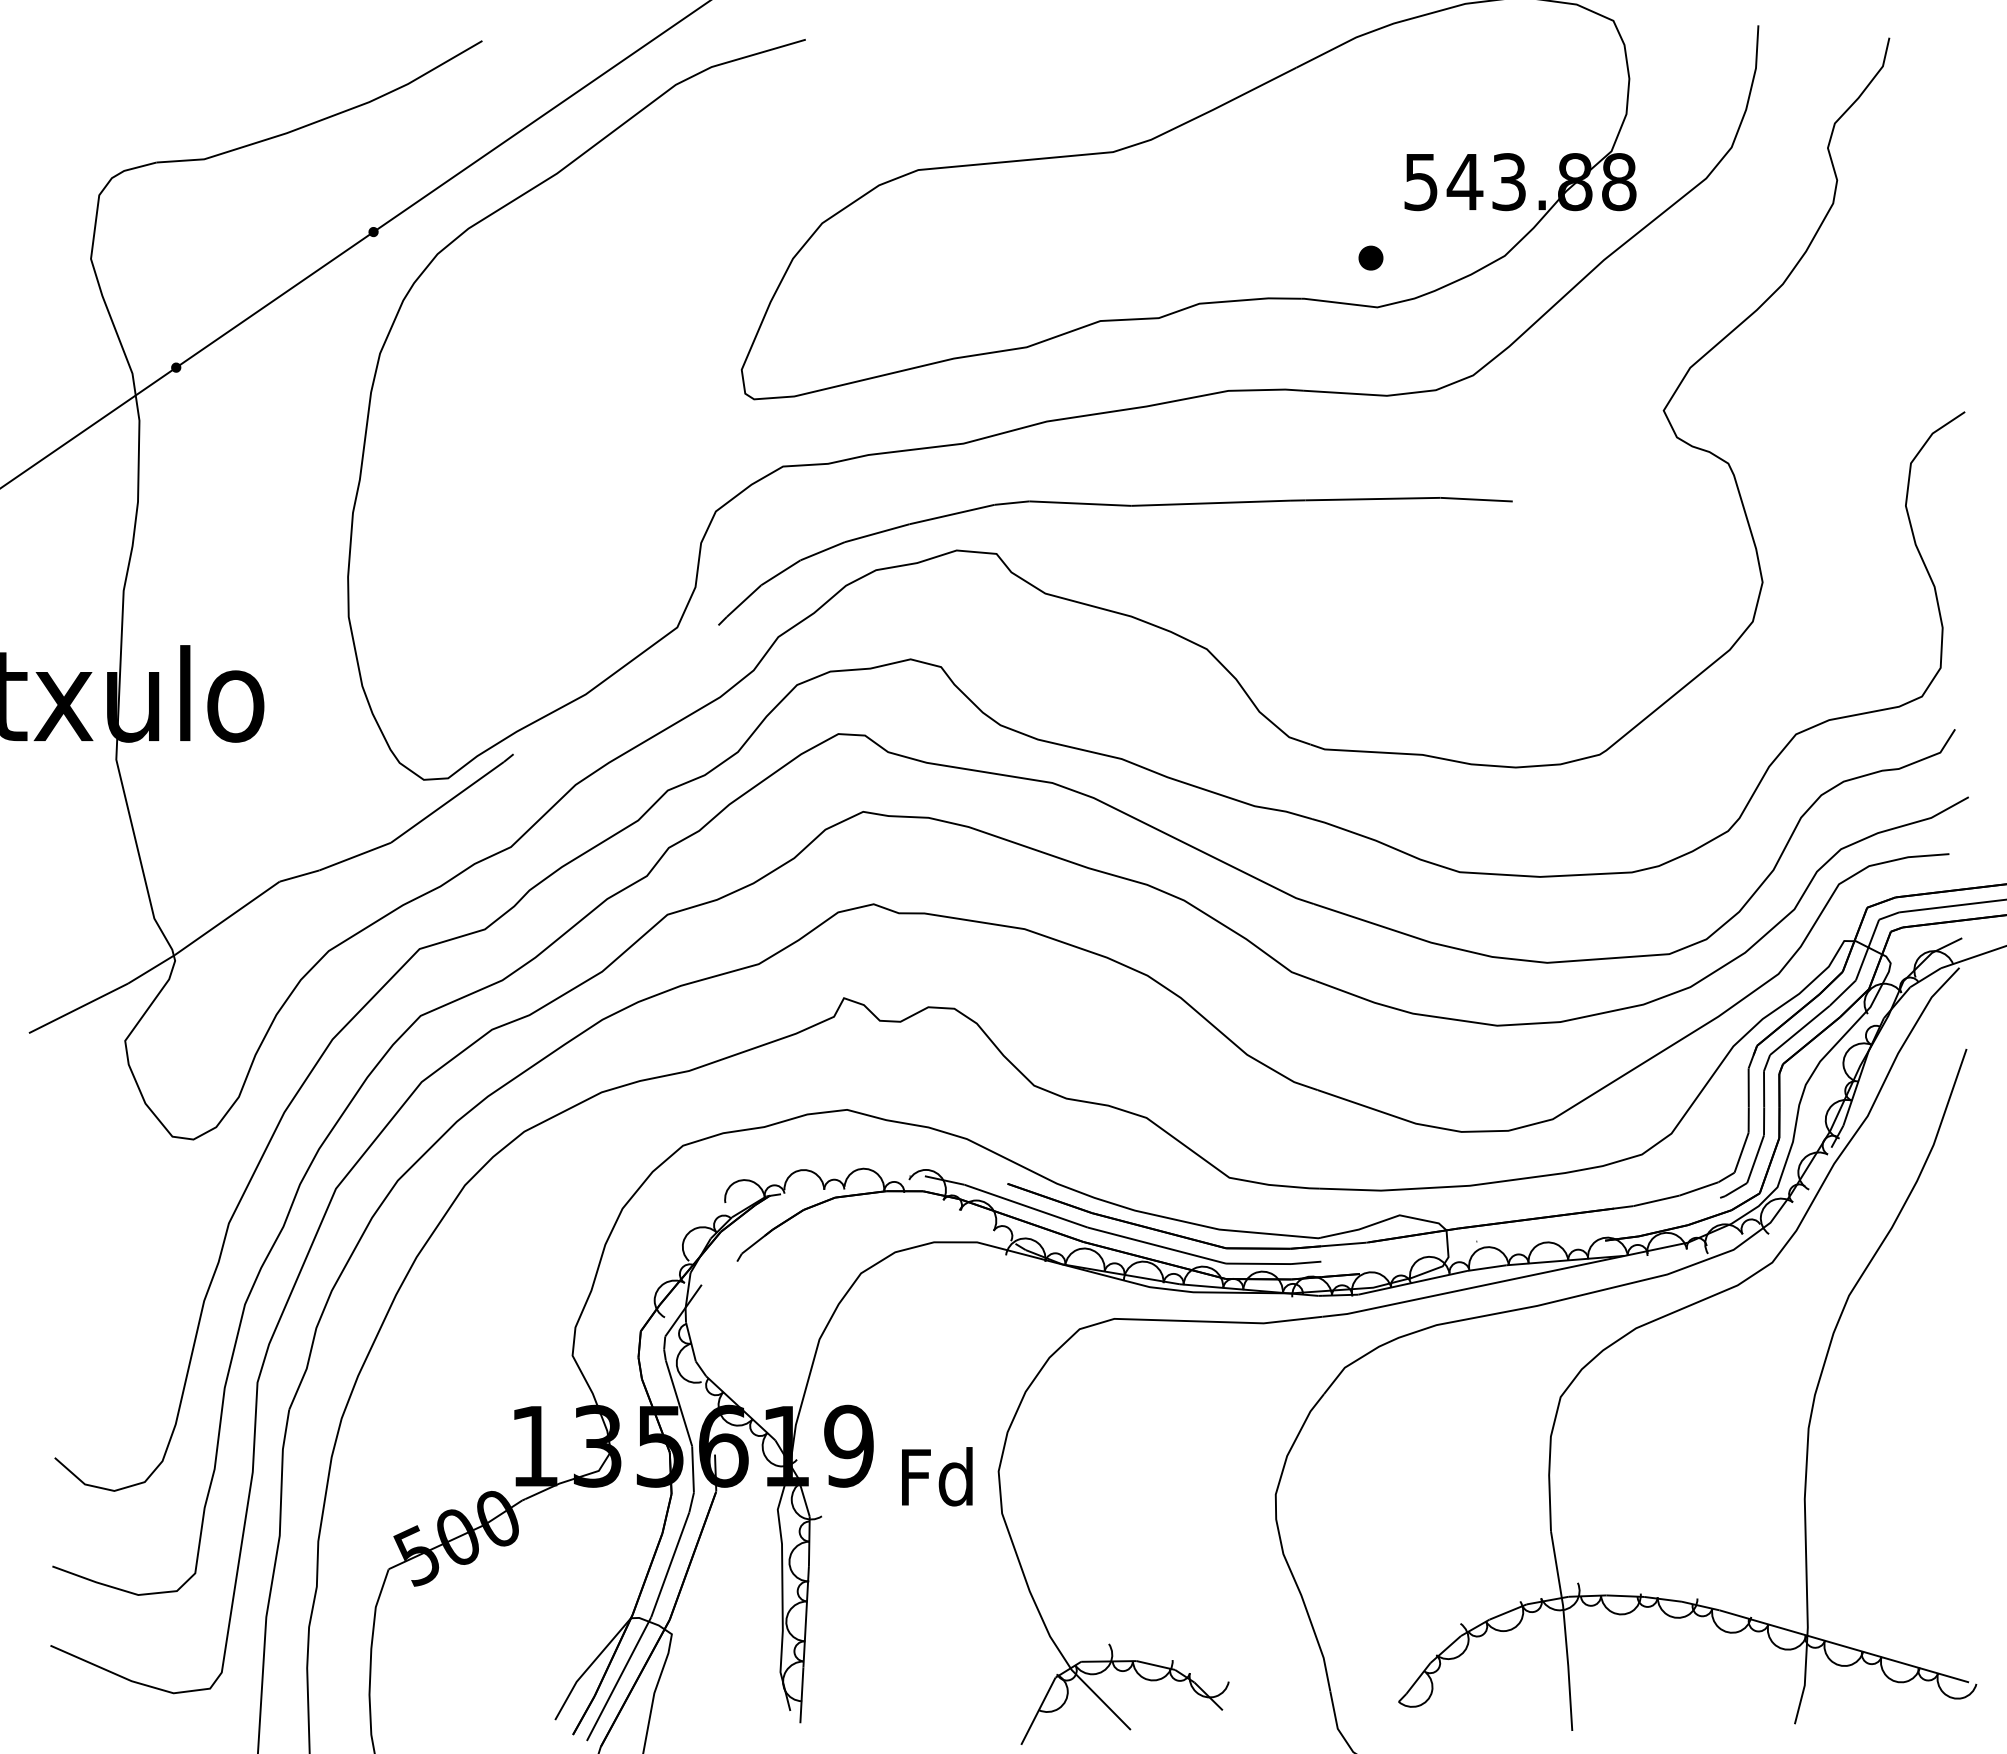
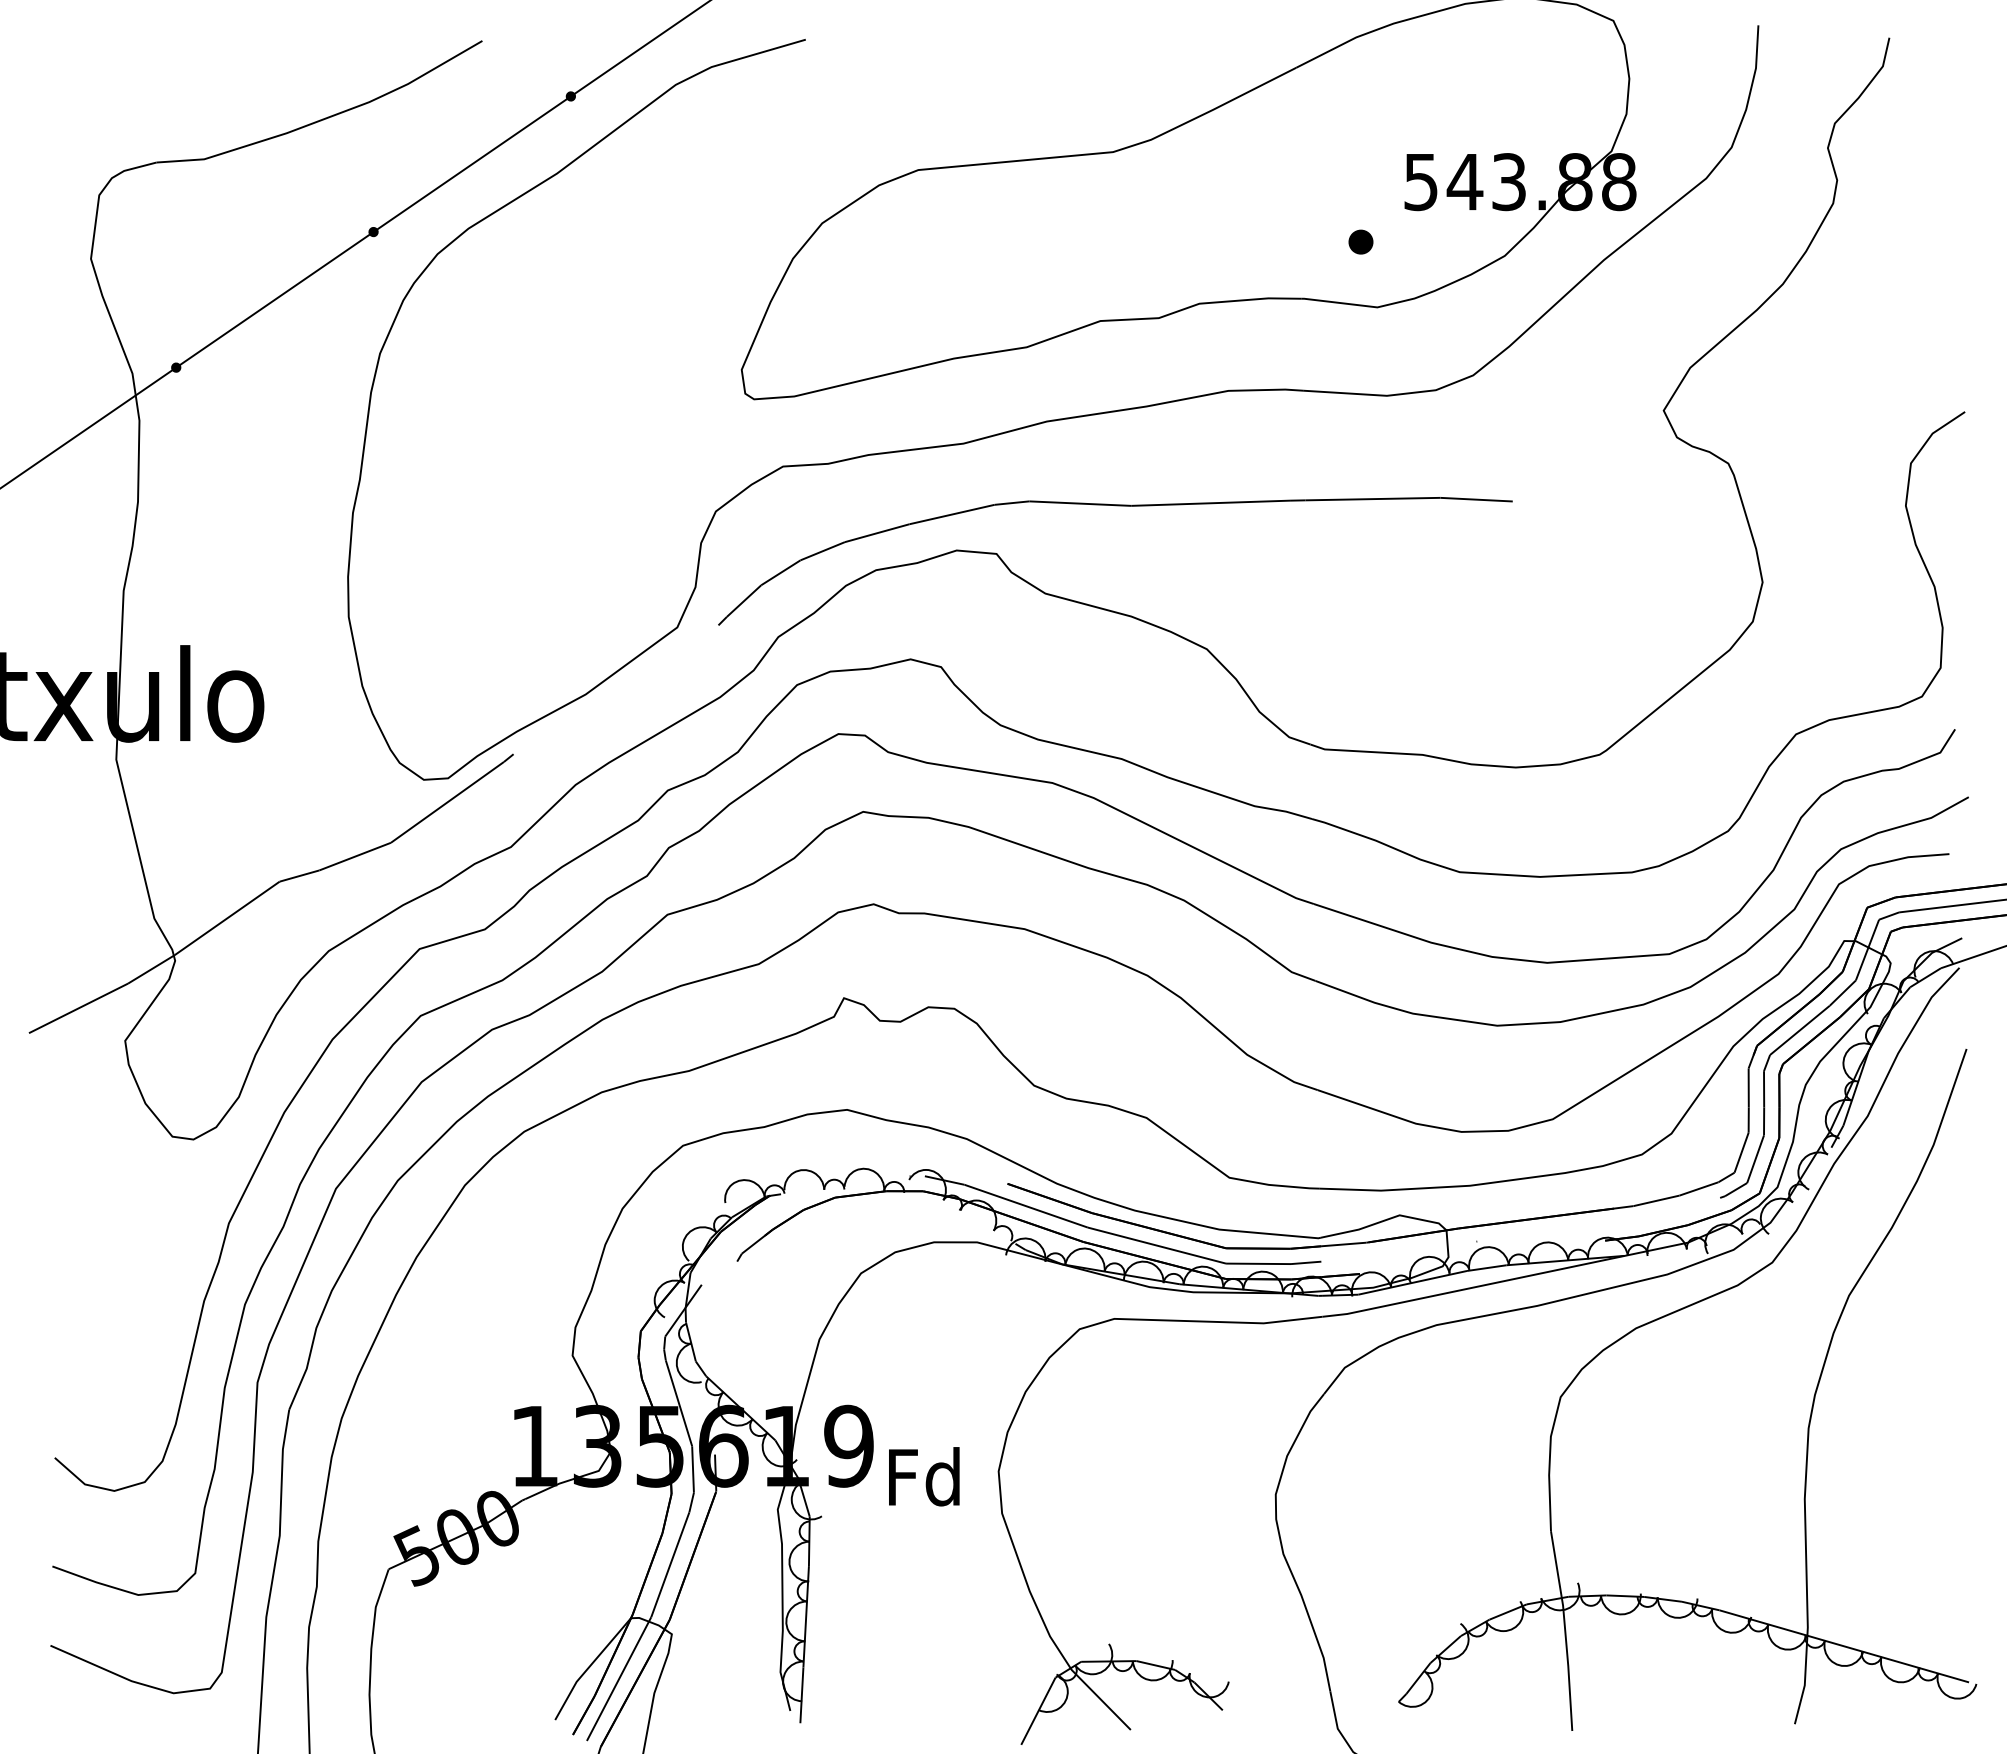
fill: none -> present (570, 96)
part position: (1370, 257) -> (1360, 241) (1360, 241)
text position: (937, 1476) -> (924, 1476) (924, 1476)
